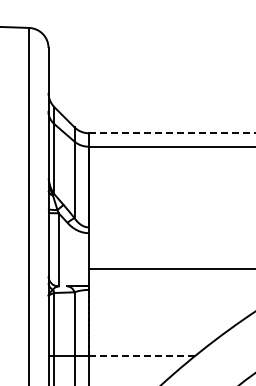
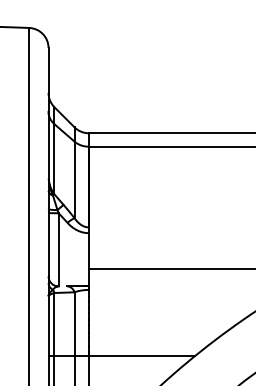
line: dashed -> solid (172, 133)
line: dashed -> solid (141, 355)
